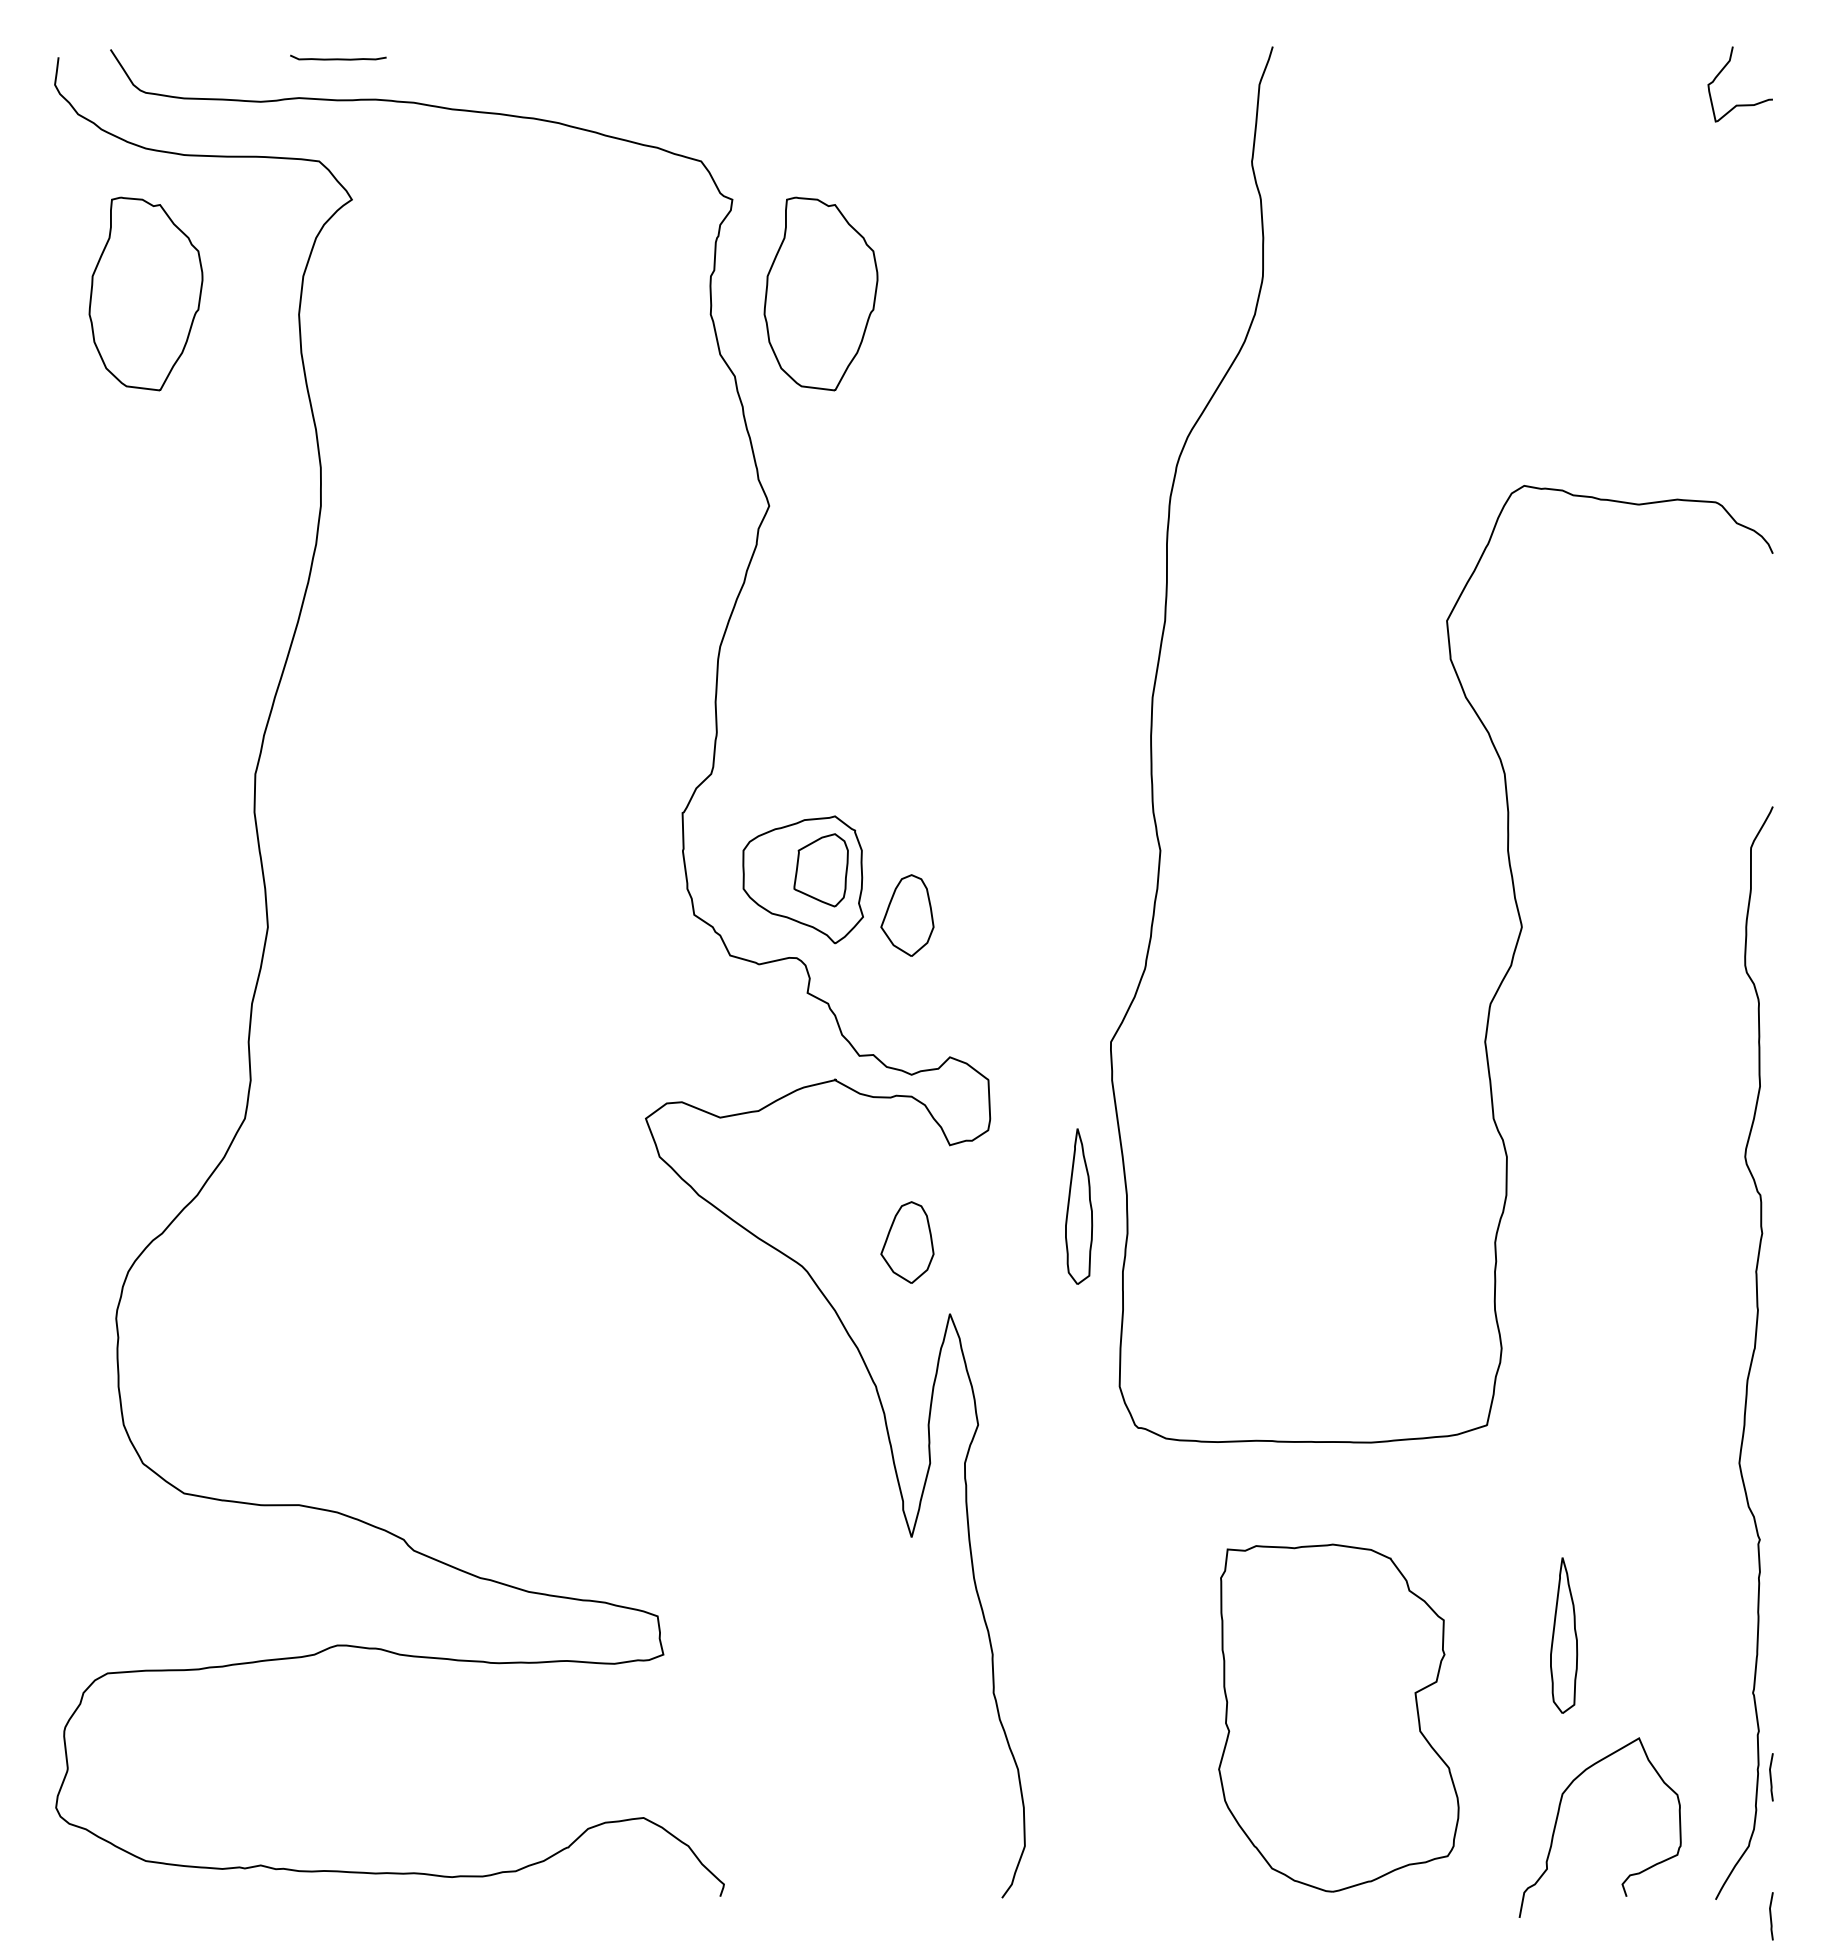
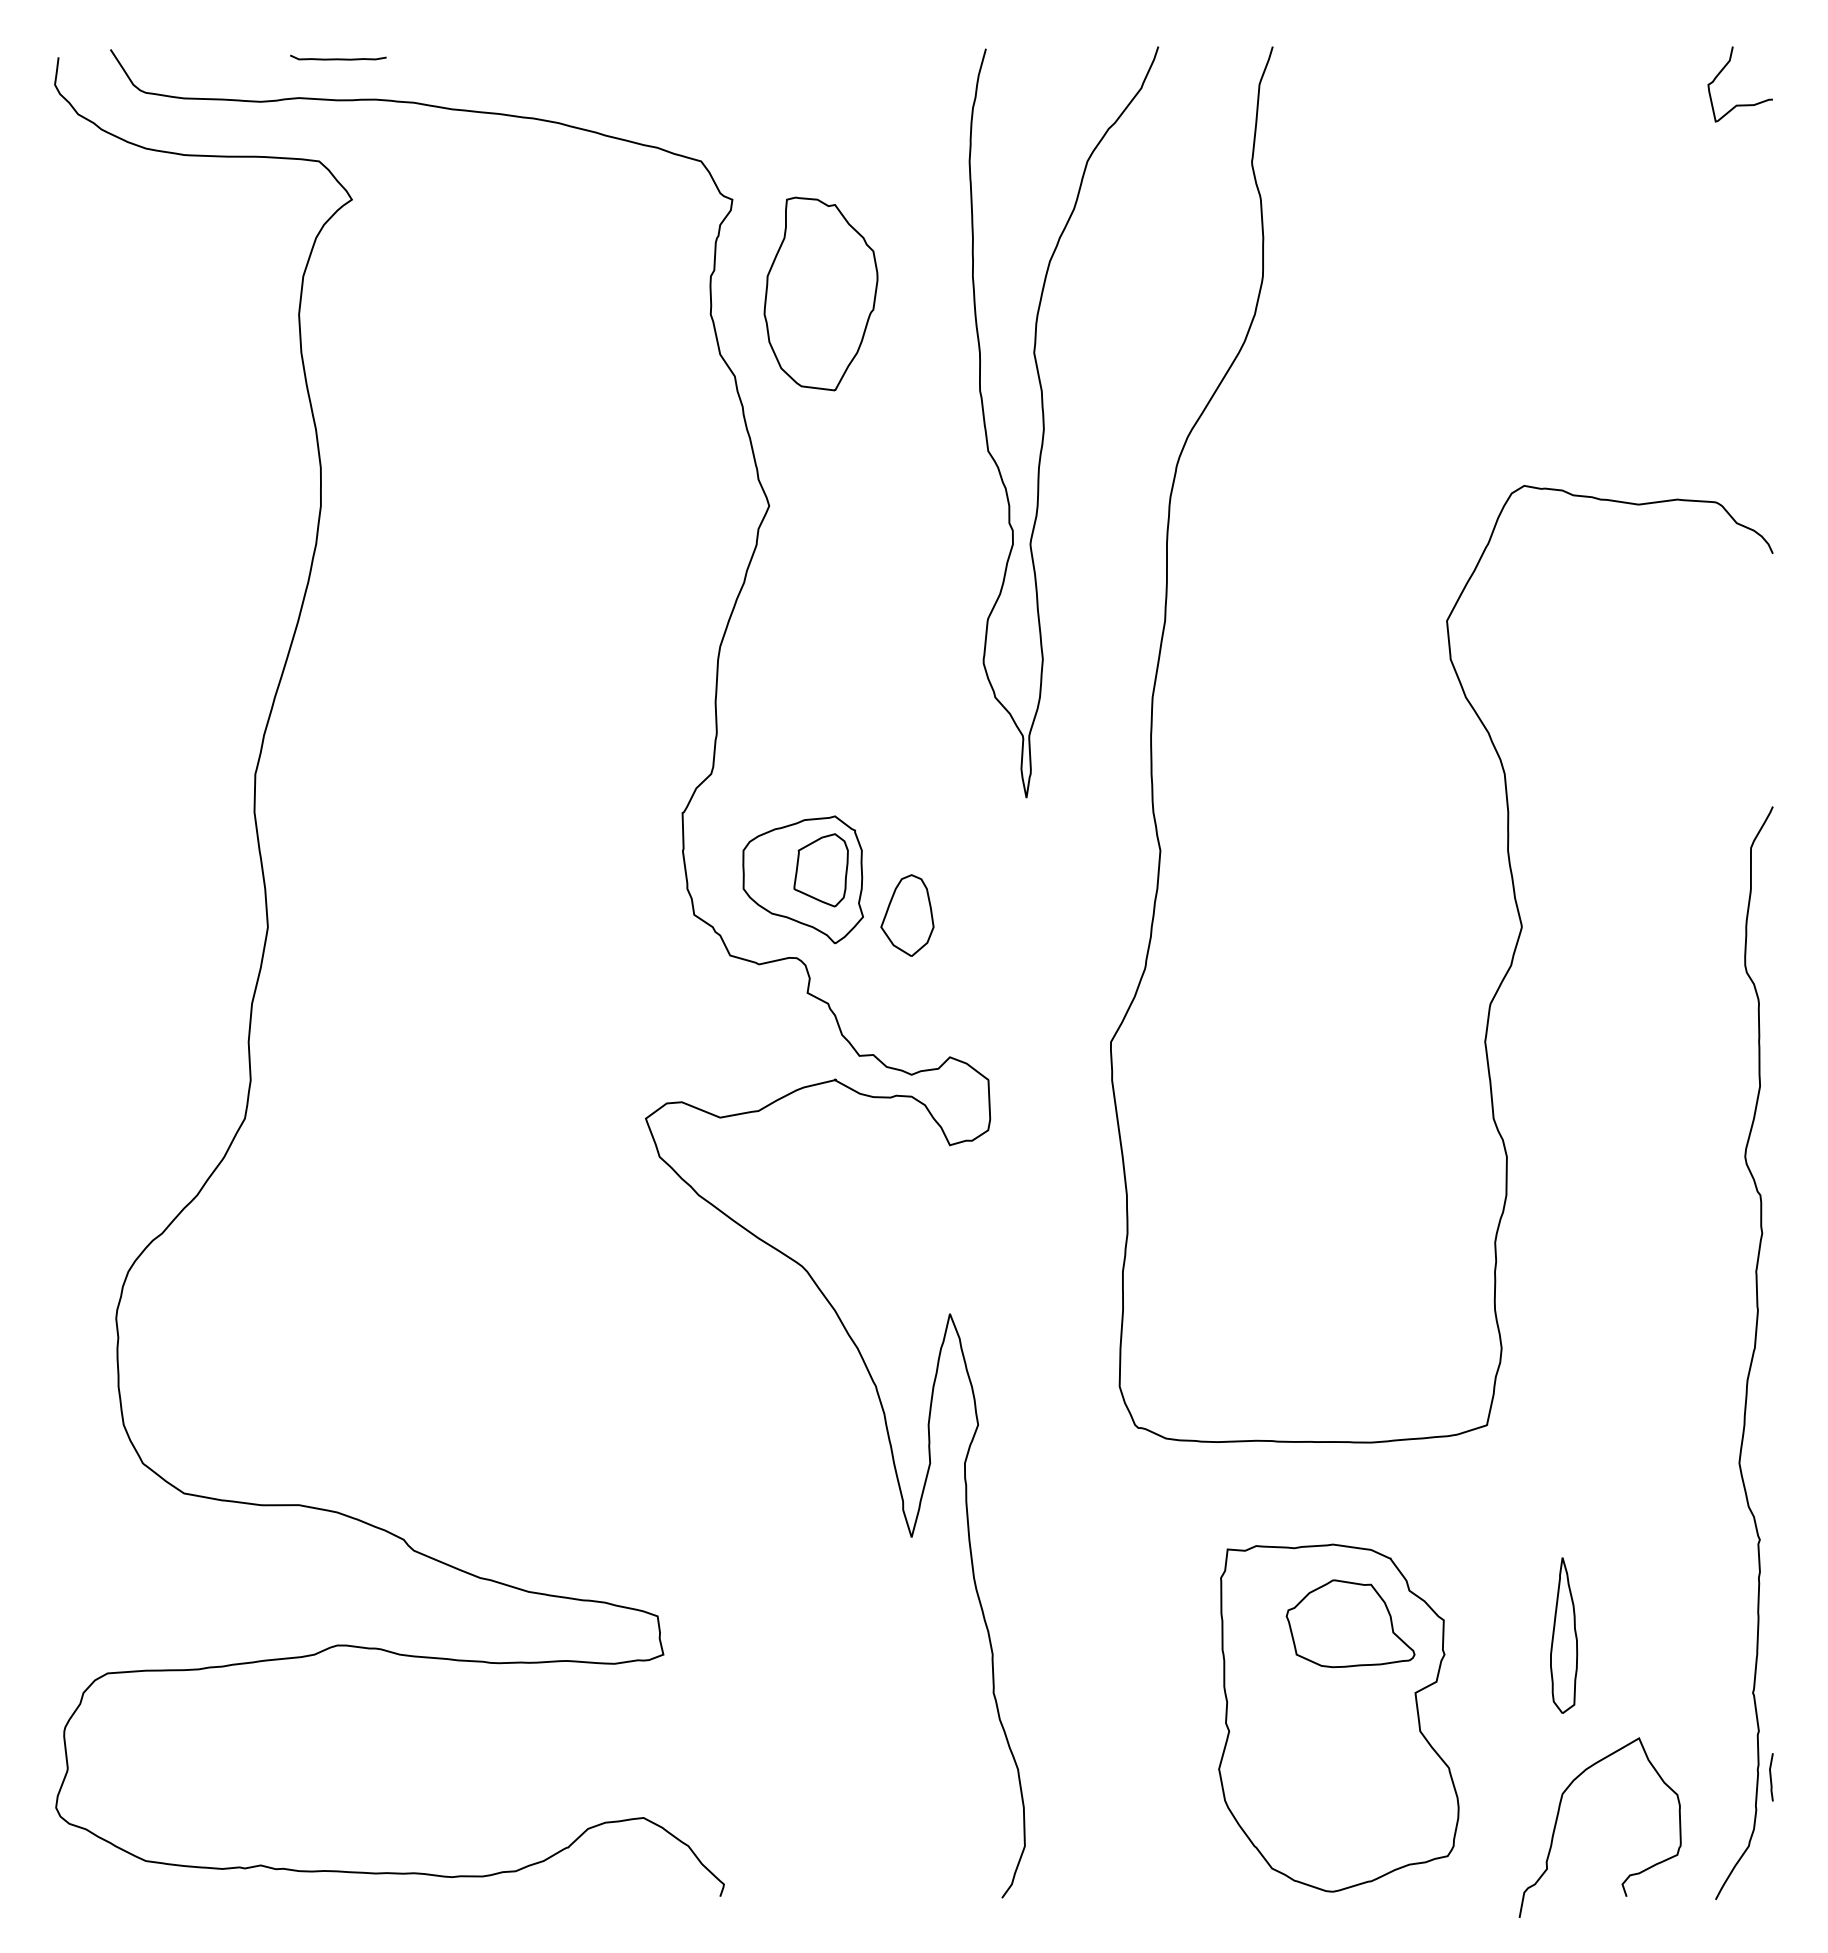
part: present -> none (145, 293)
curve: none -> present (1044, 422)
part: present -> none (1079, 1206)
part: present -> none (907, 1242)
part: none -> present (1350, 1623)
line: present -> none (1771, 1916)
